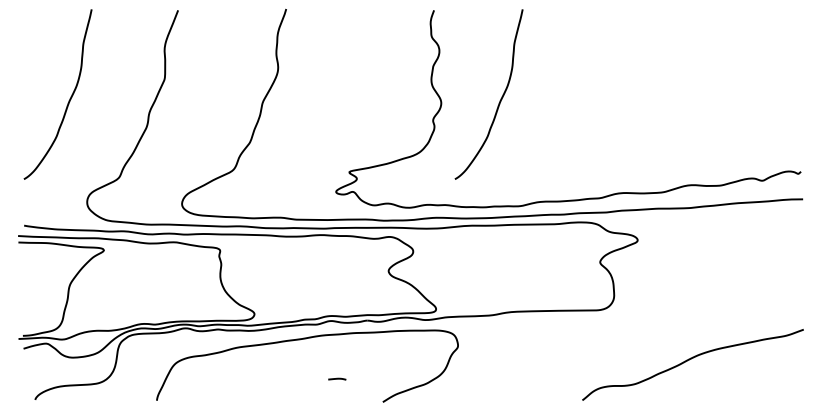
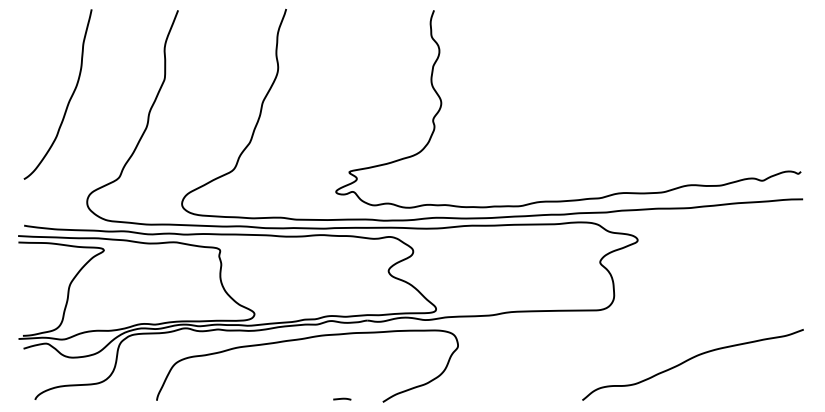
curve: present -> none (499, 100)
line position: (337, 378) -> (342, 398) (342, 398)
